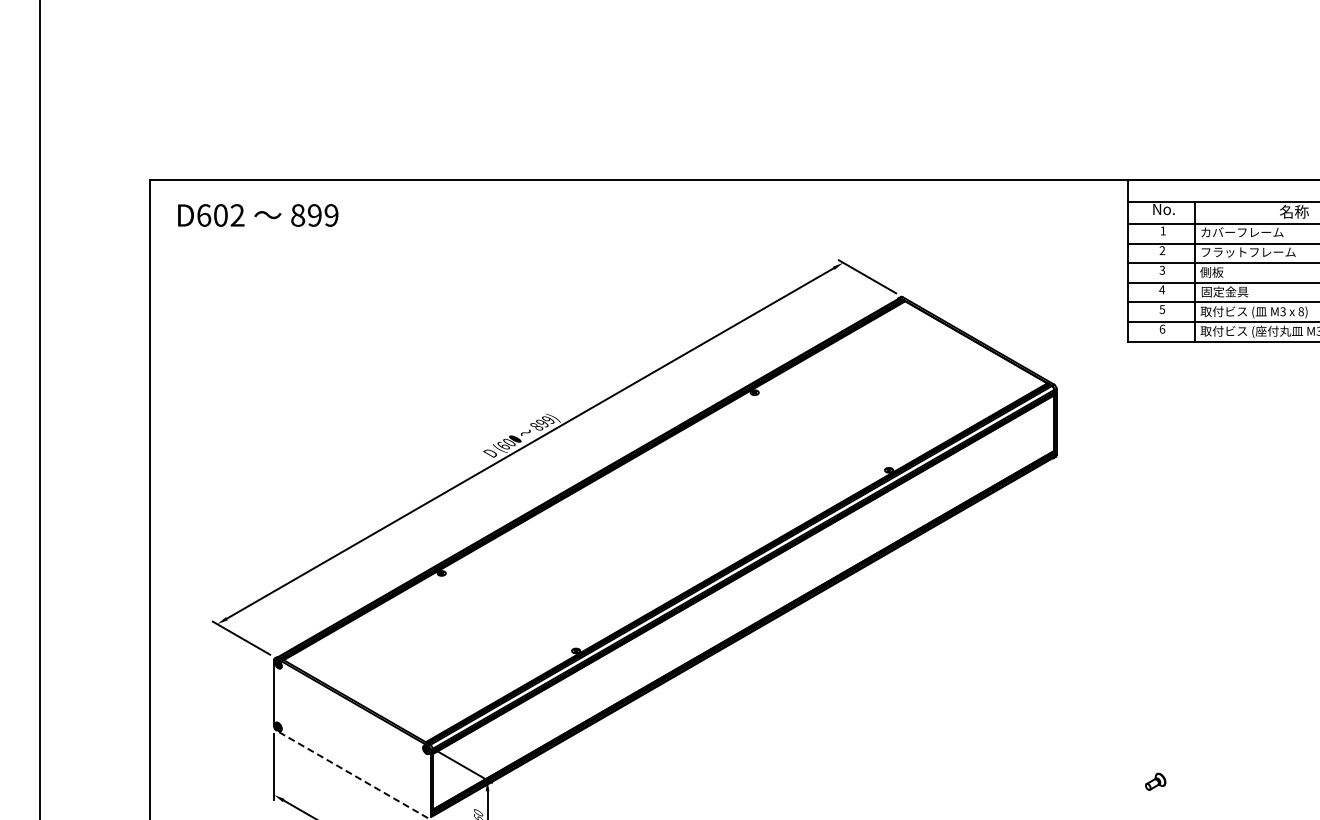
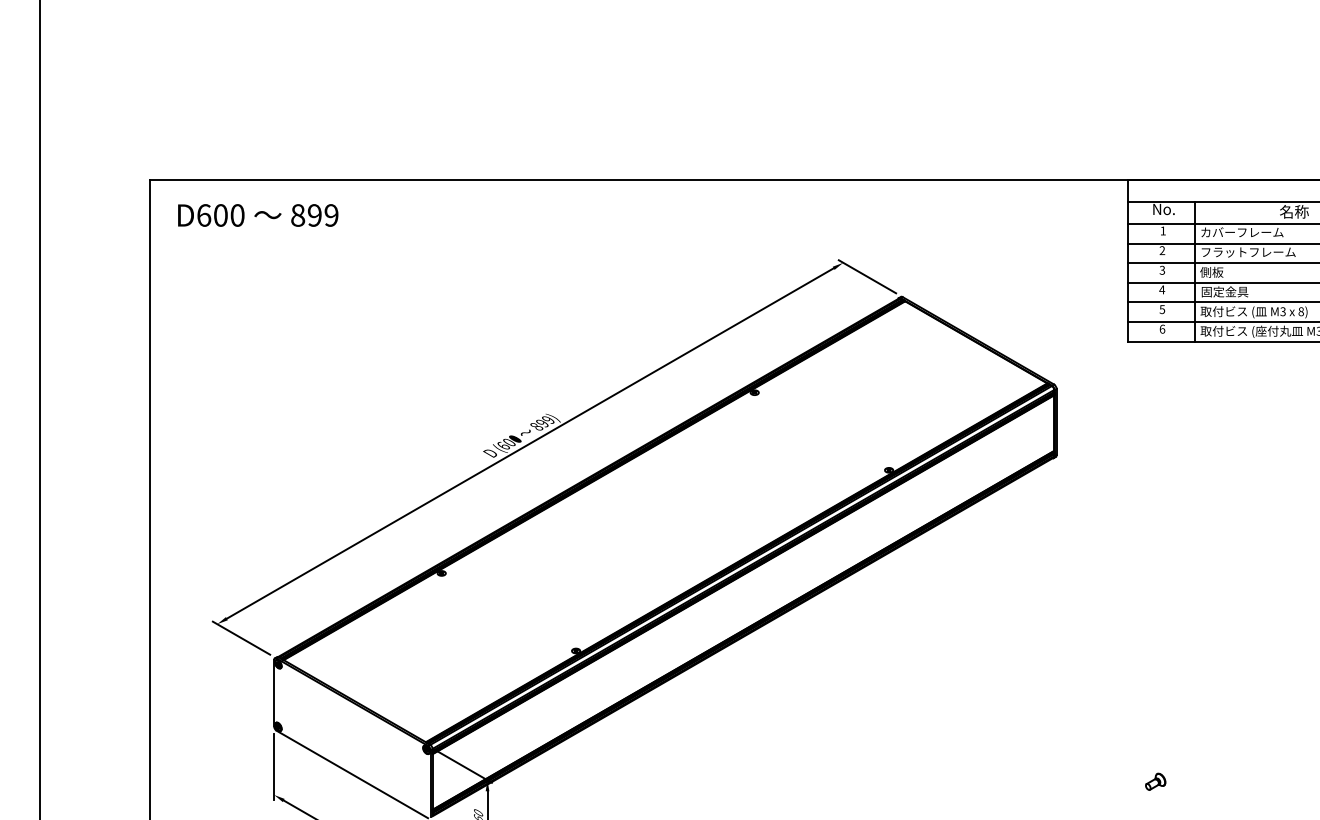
text: D602 -> D600 (237, 215)
line: dashed -> solid (351, 774)
